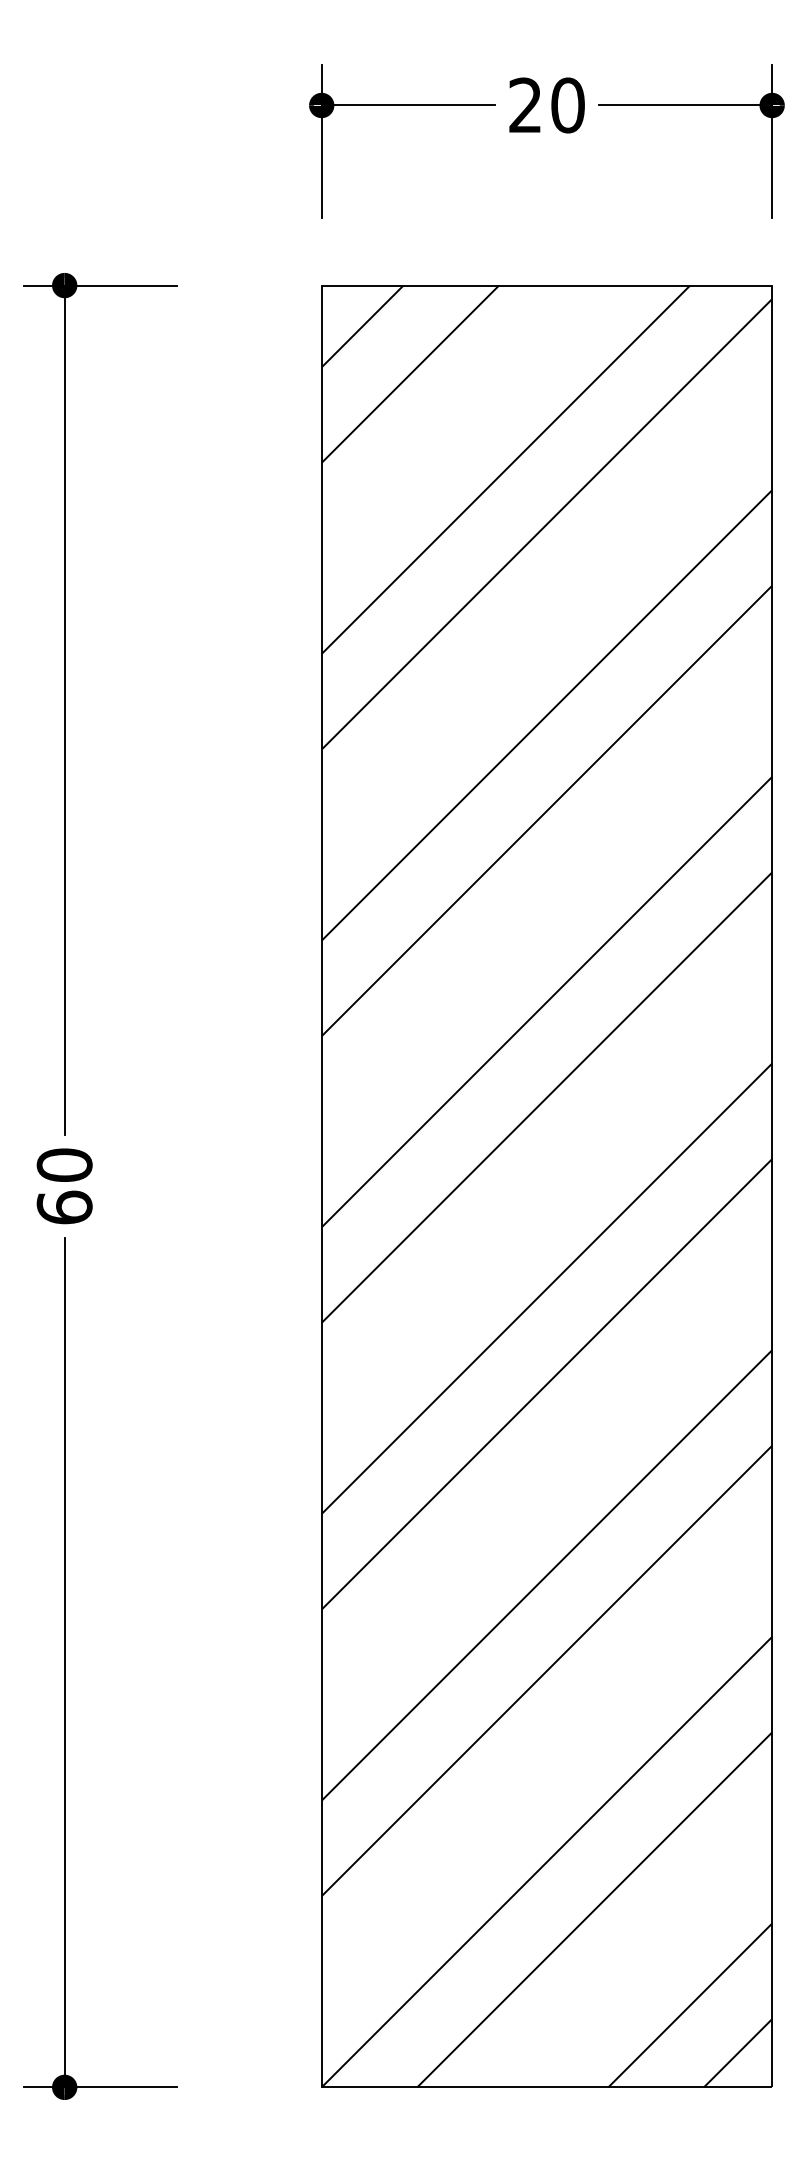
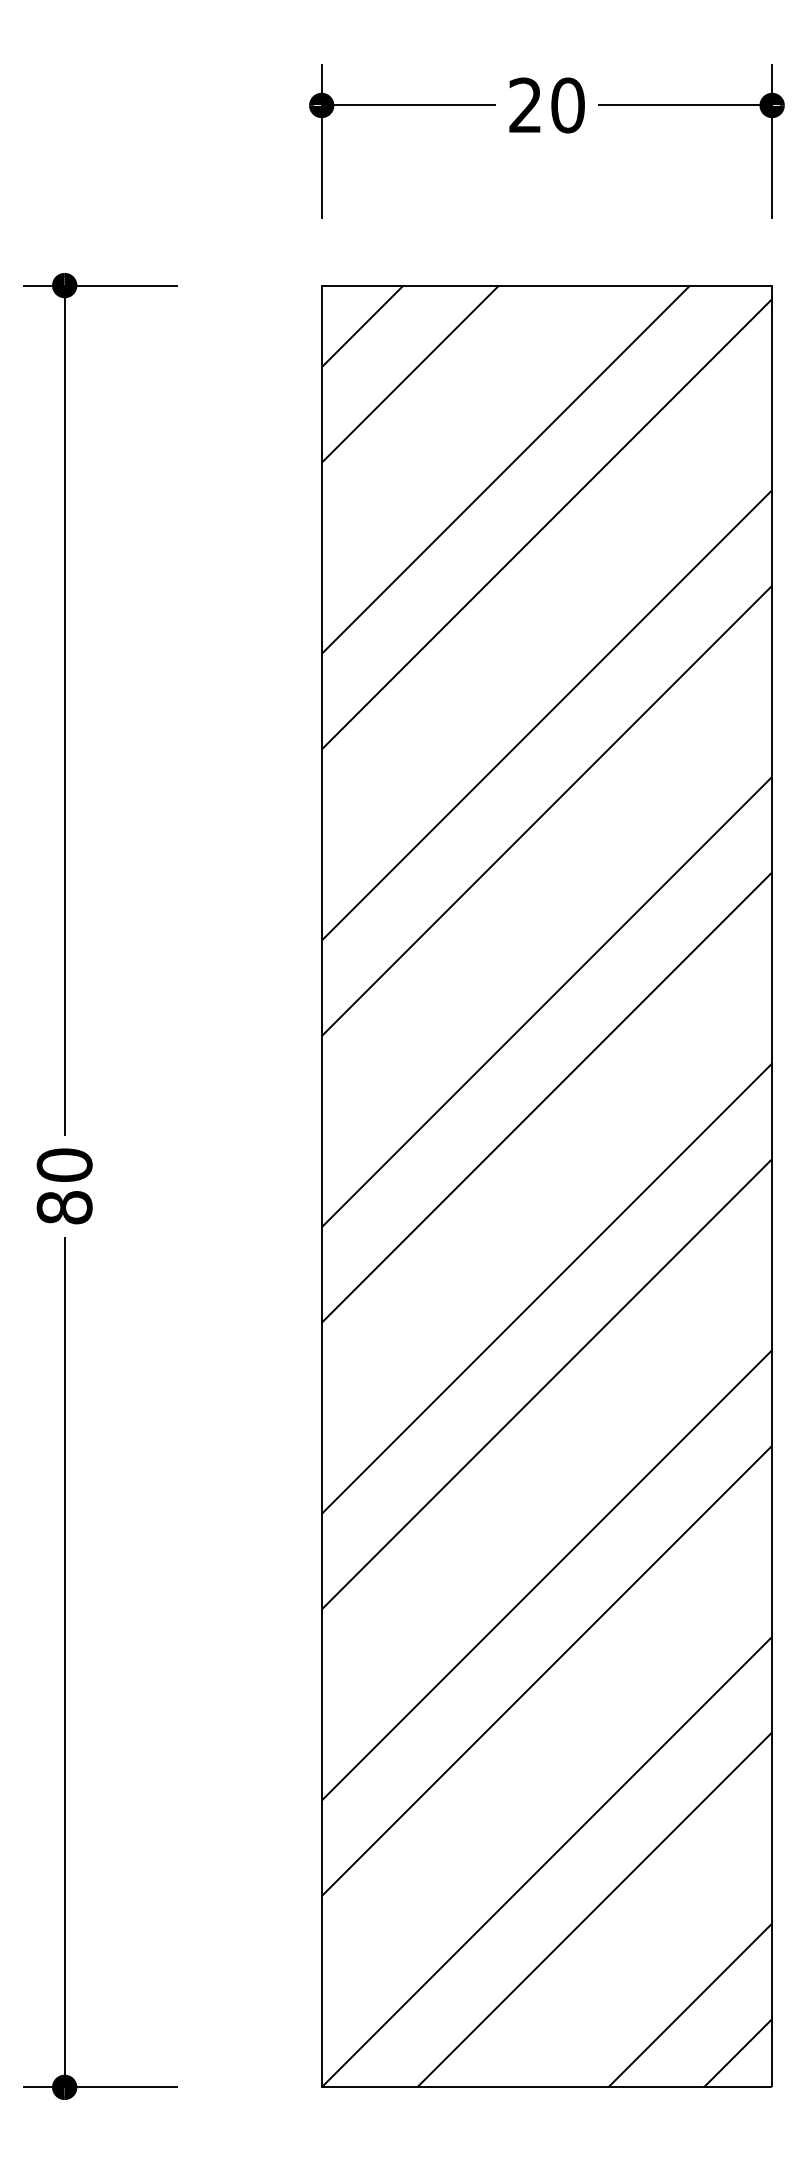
text: 60 -> 80 (64, 1207)
